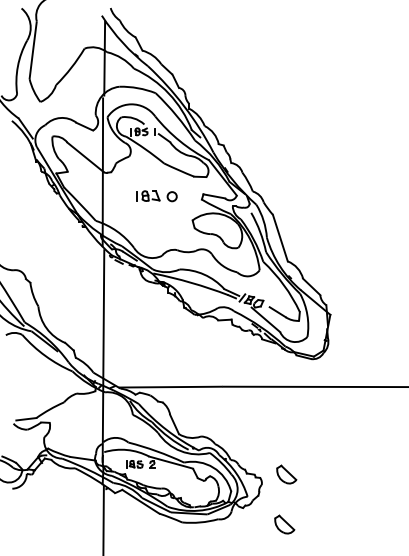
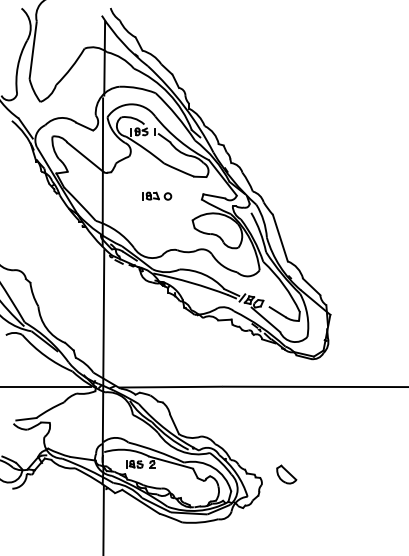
part size: 42x13 px -> 31x10 px (157, 195)
line: none -> present (46, 386)
part: present -> none (284, 524)
